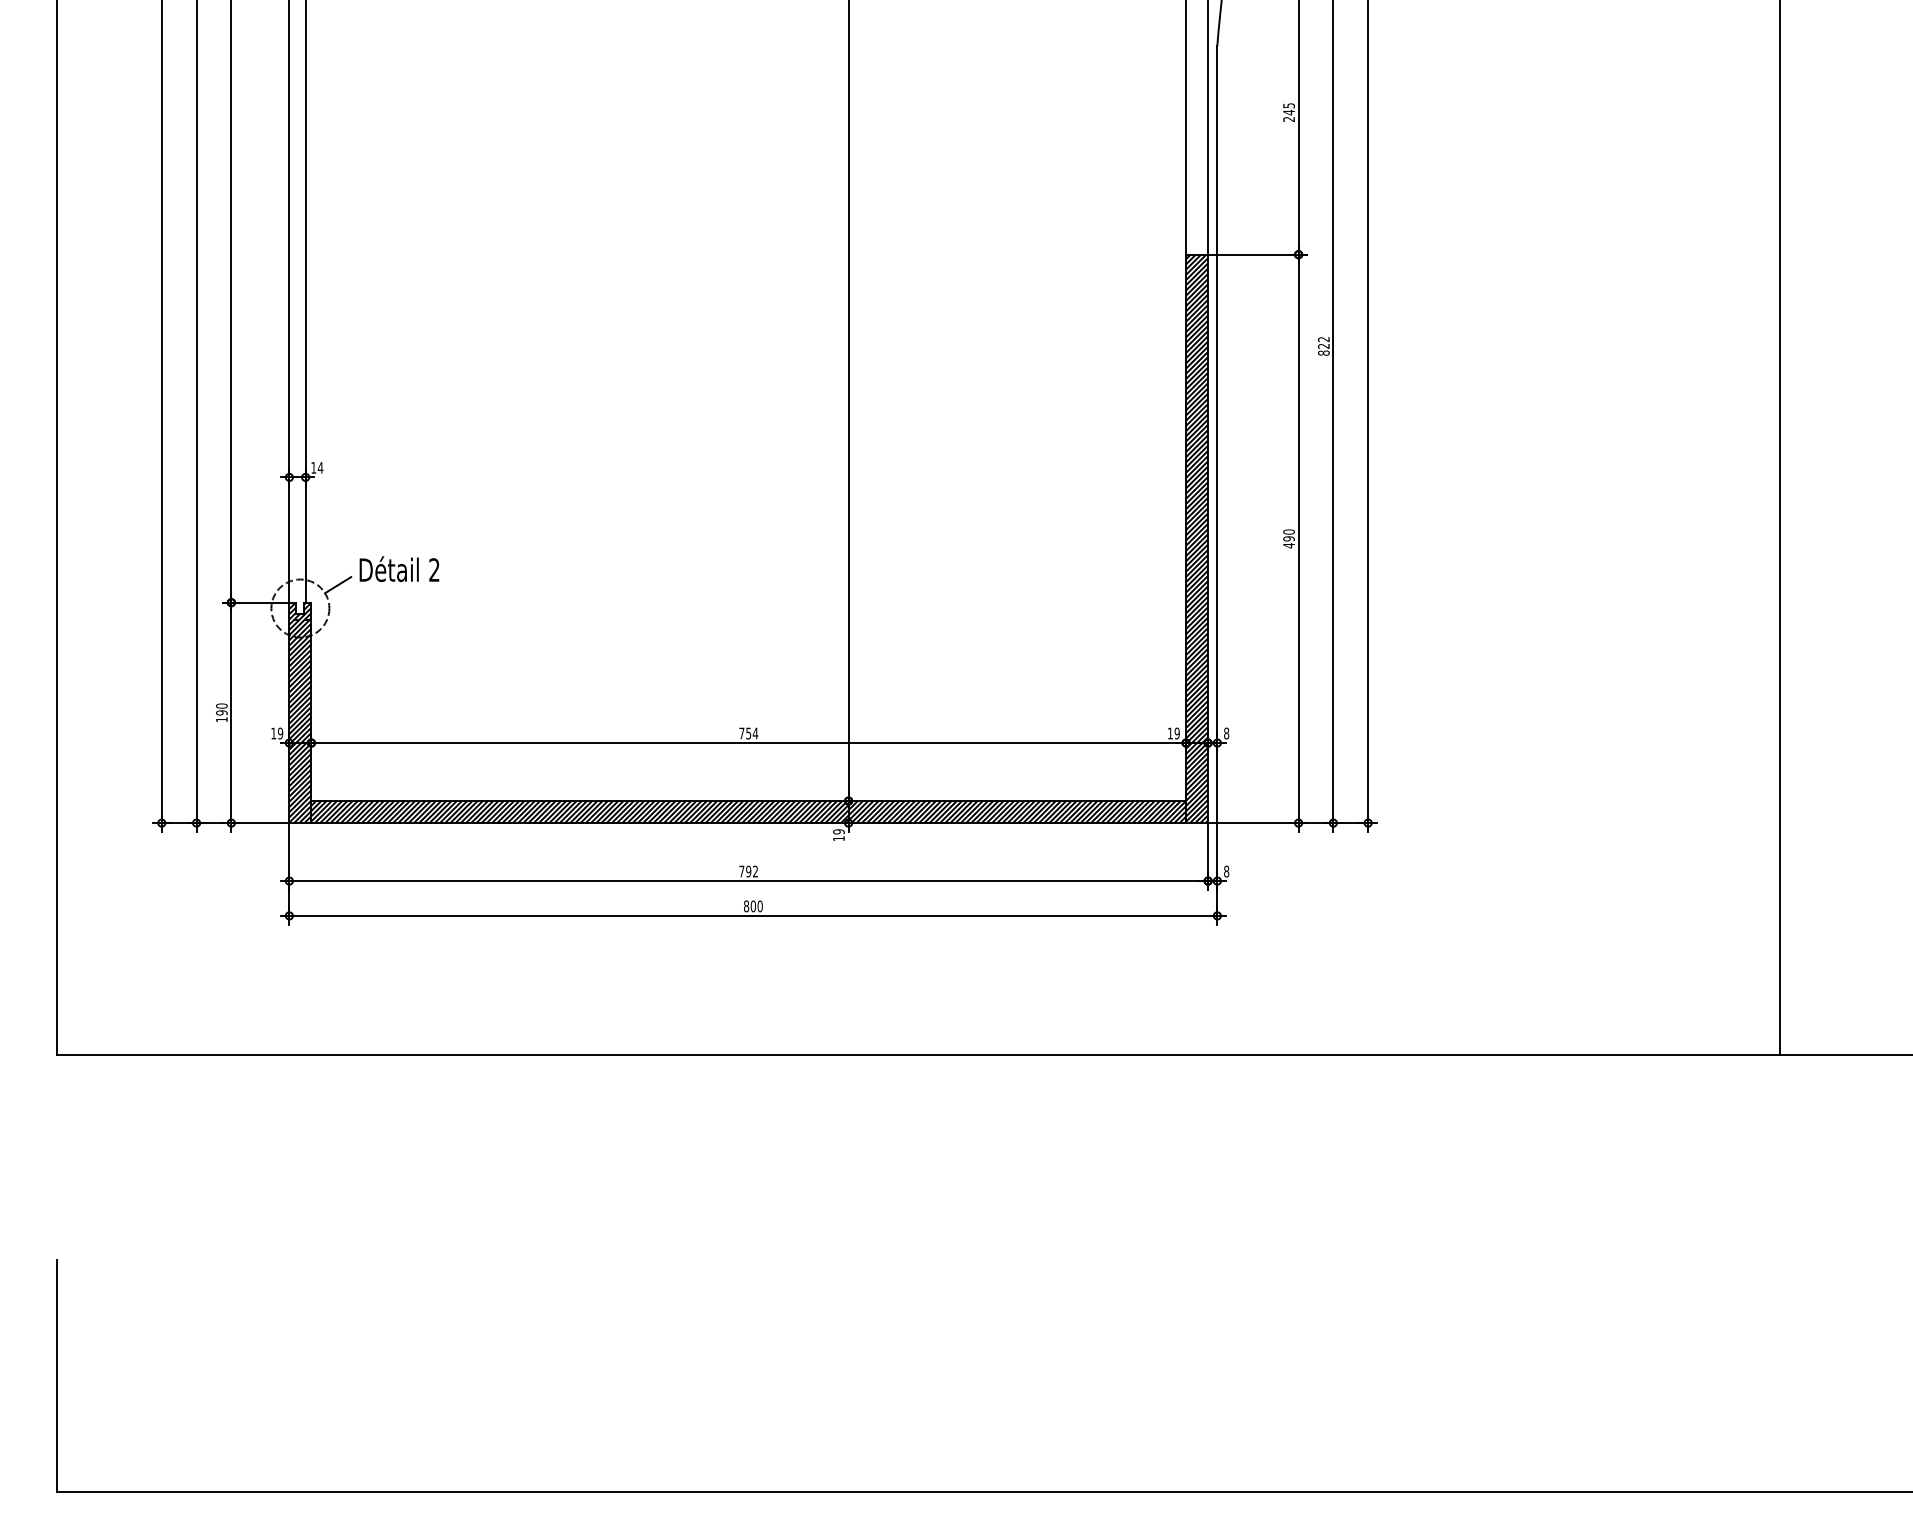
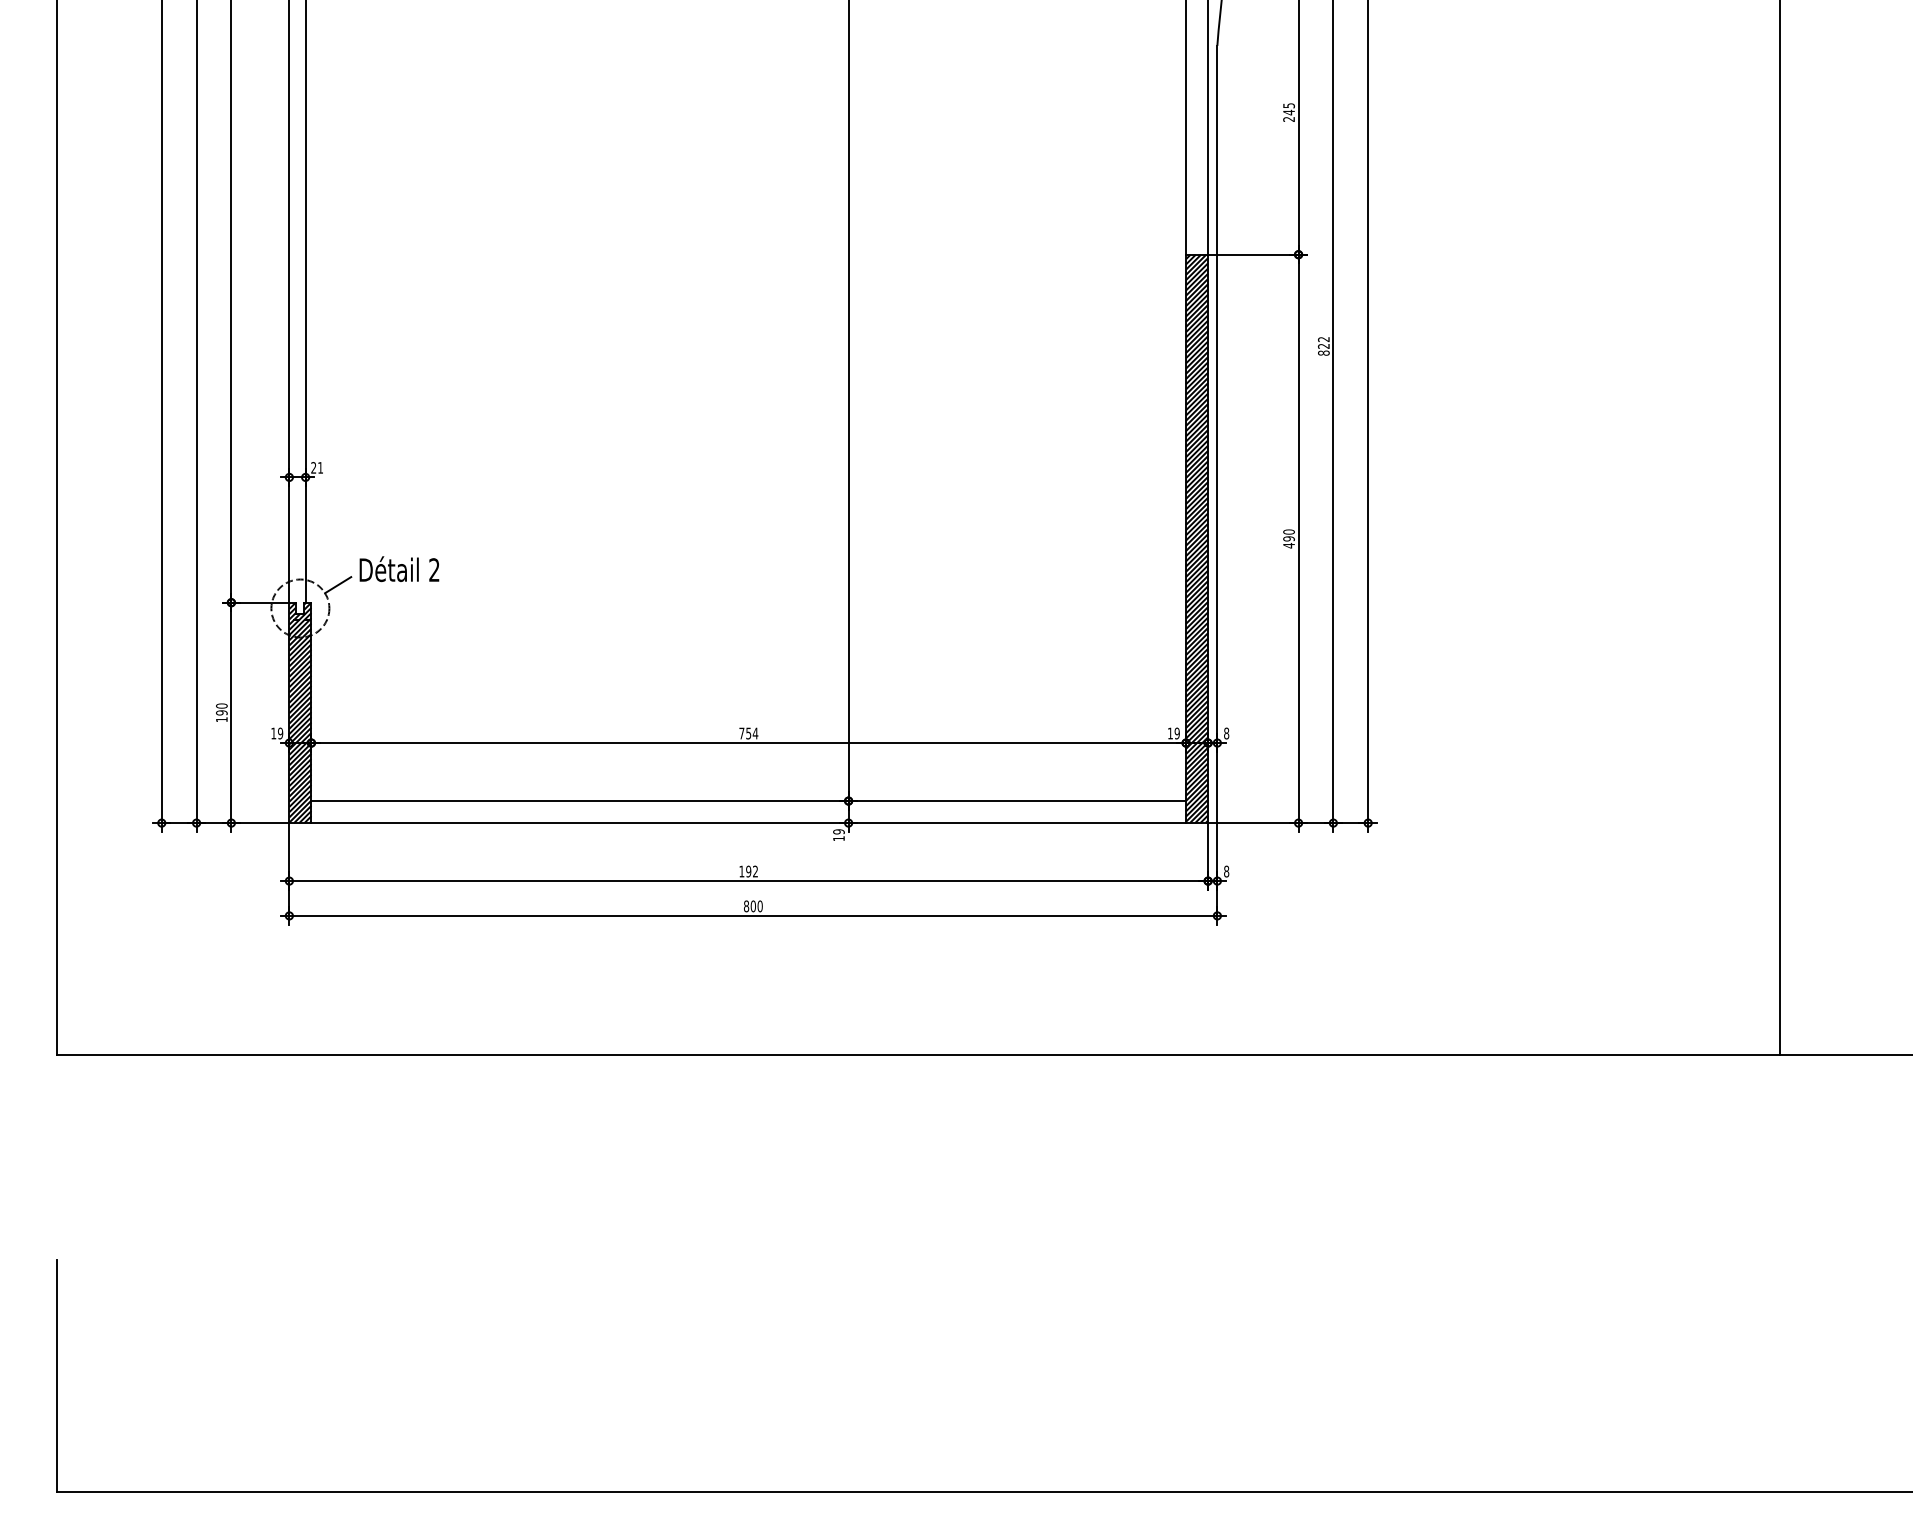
text: 14 -> 21 (317, 467)
hatch: present -> none (748, 812)
text: 792 -> 192 (741, 871)
